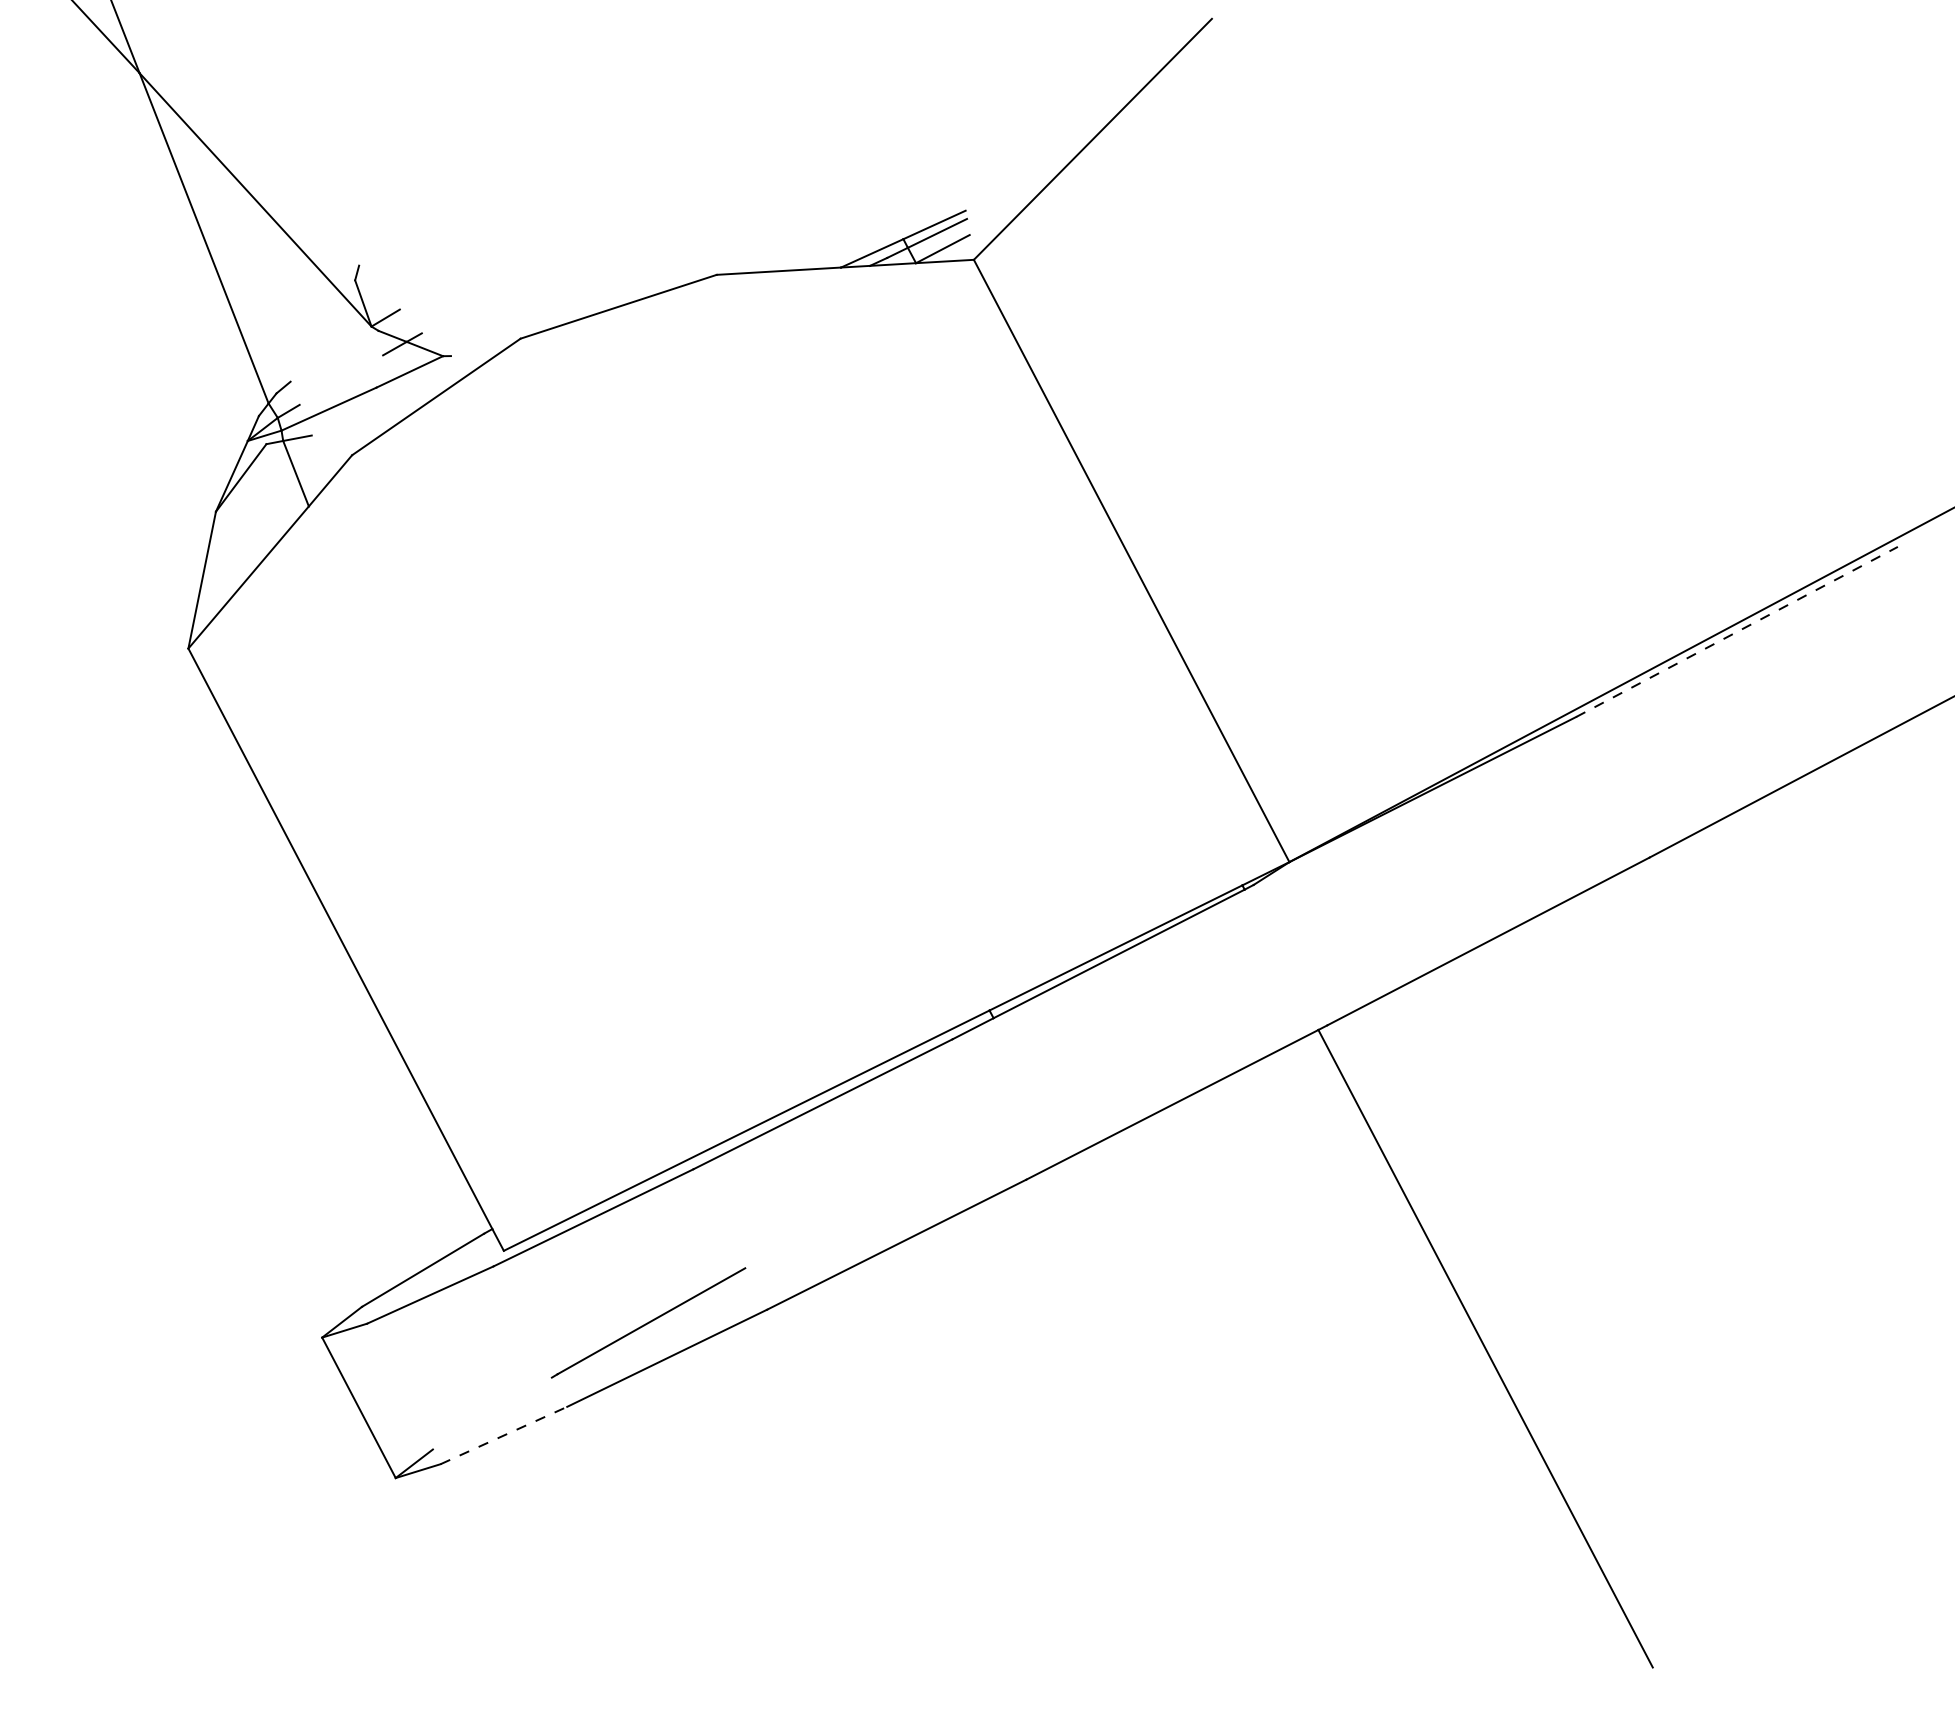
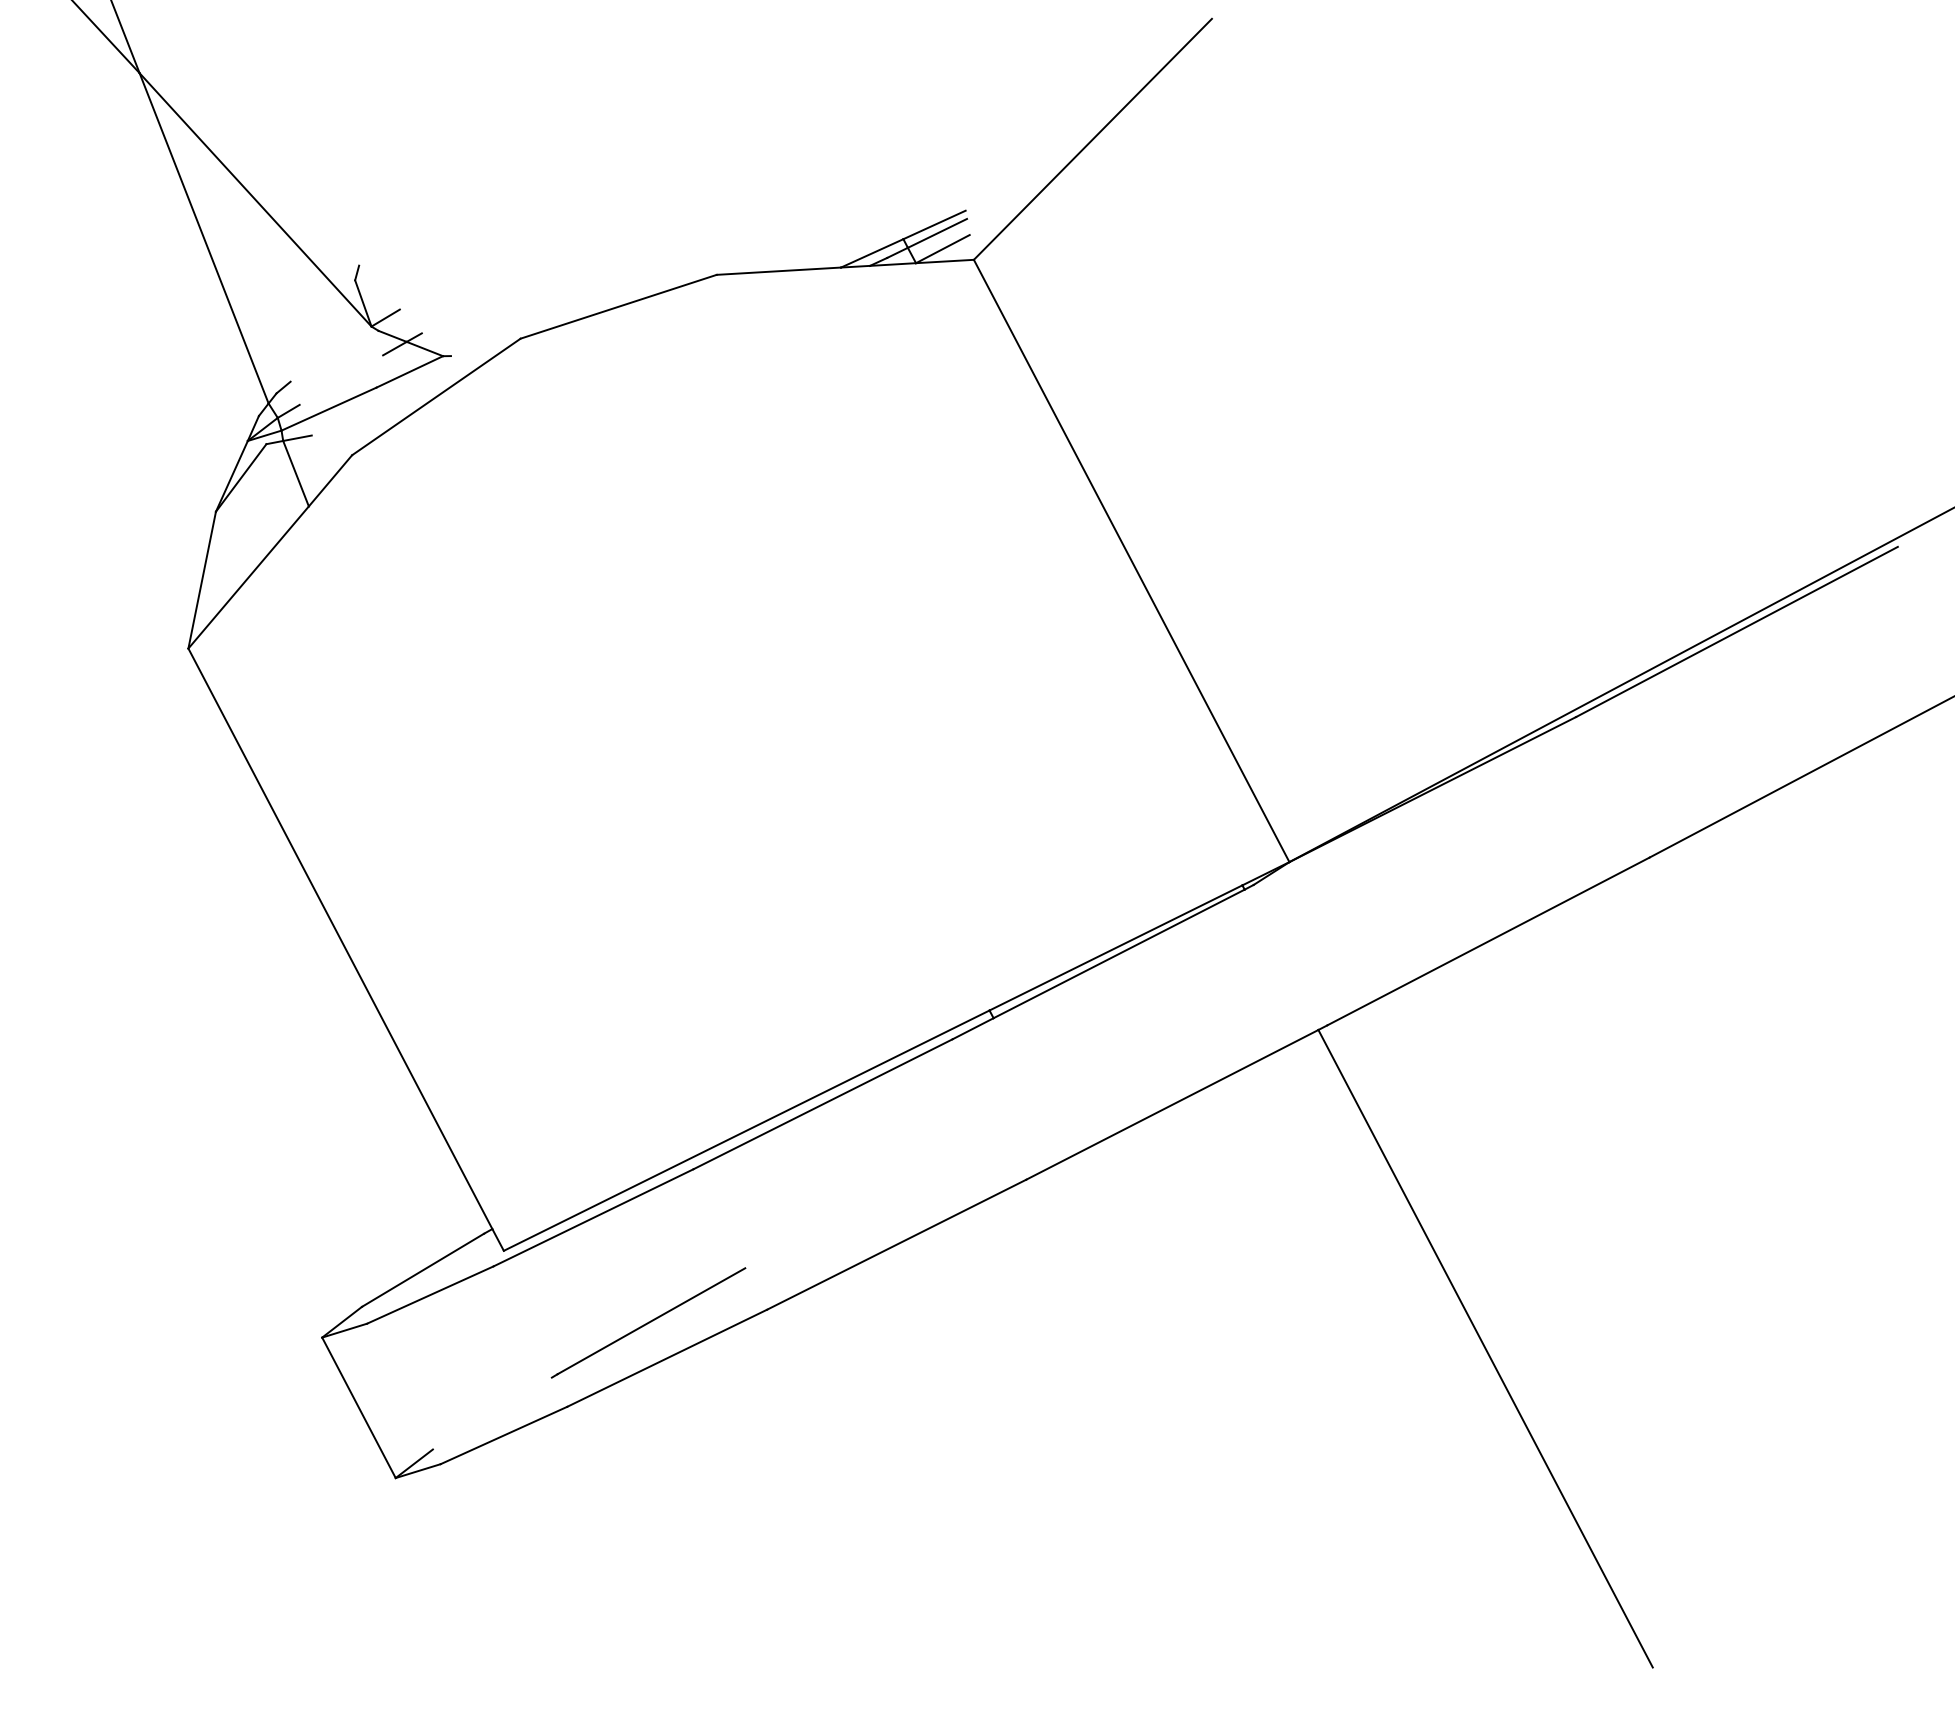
line: dashed -> solid (1737, 631)
line: dashed -> solid (504, 1435)
